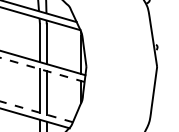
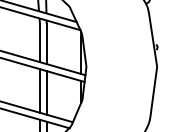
line: dashed -> solid (42, 69)
line: dashed -> solid (36, 111)
